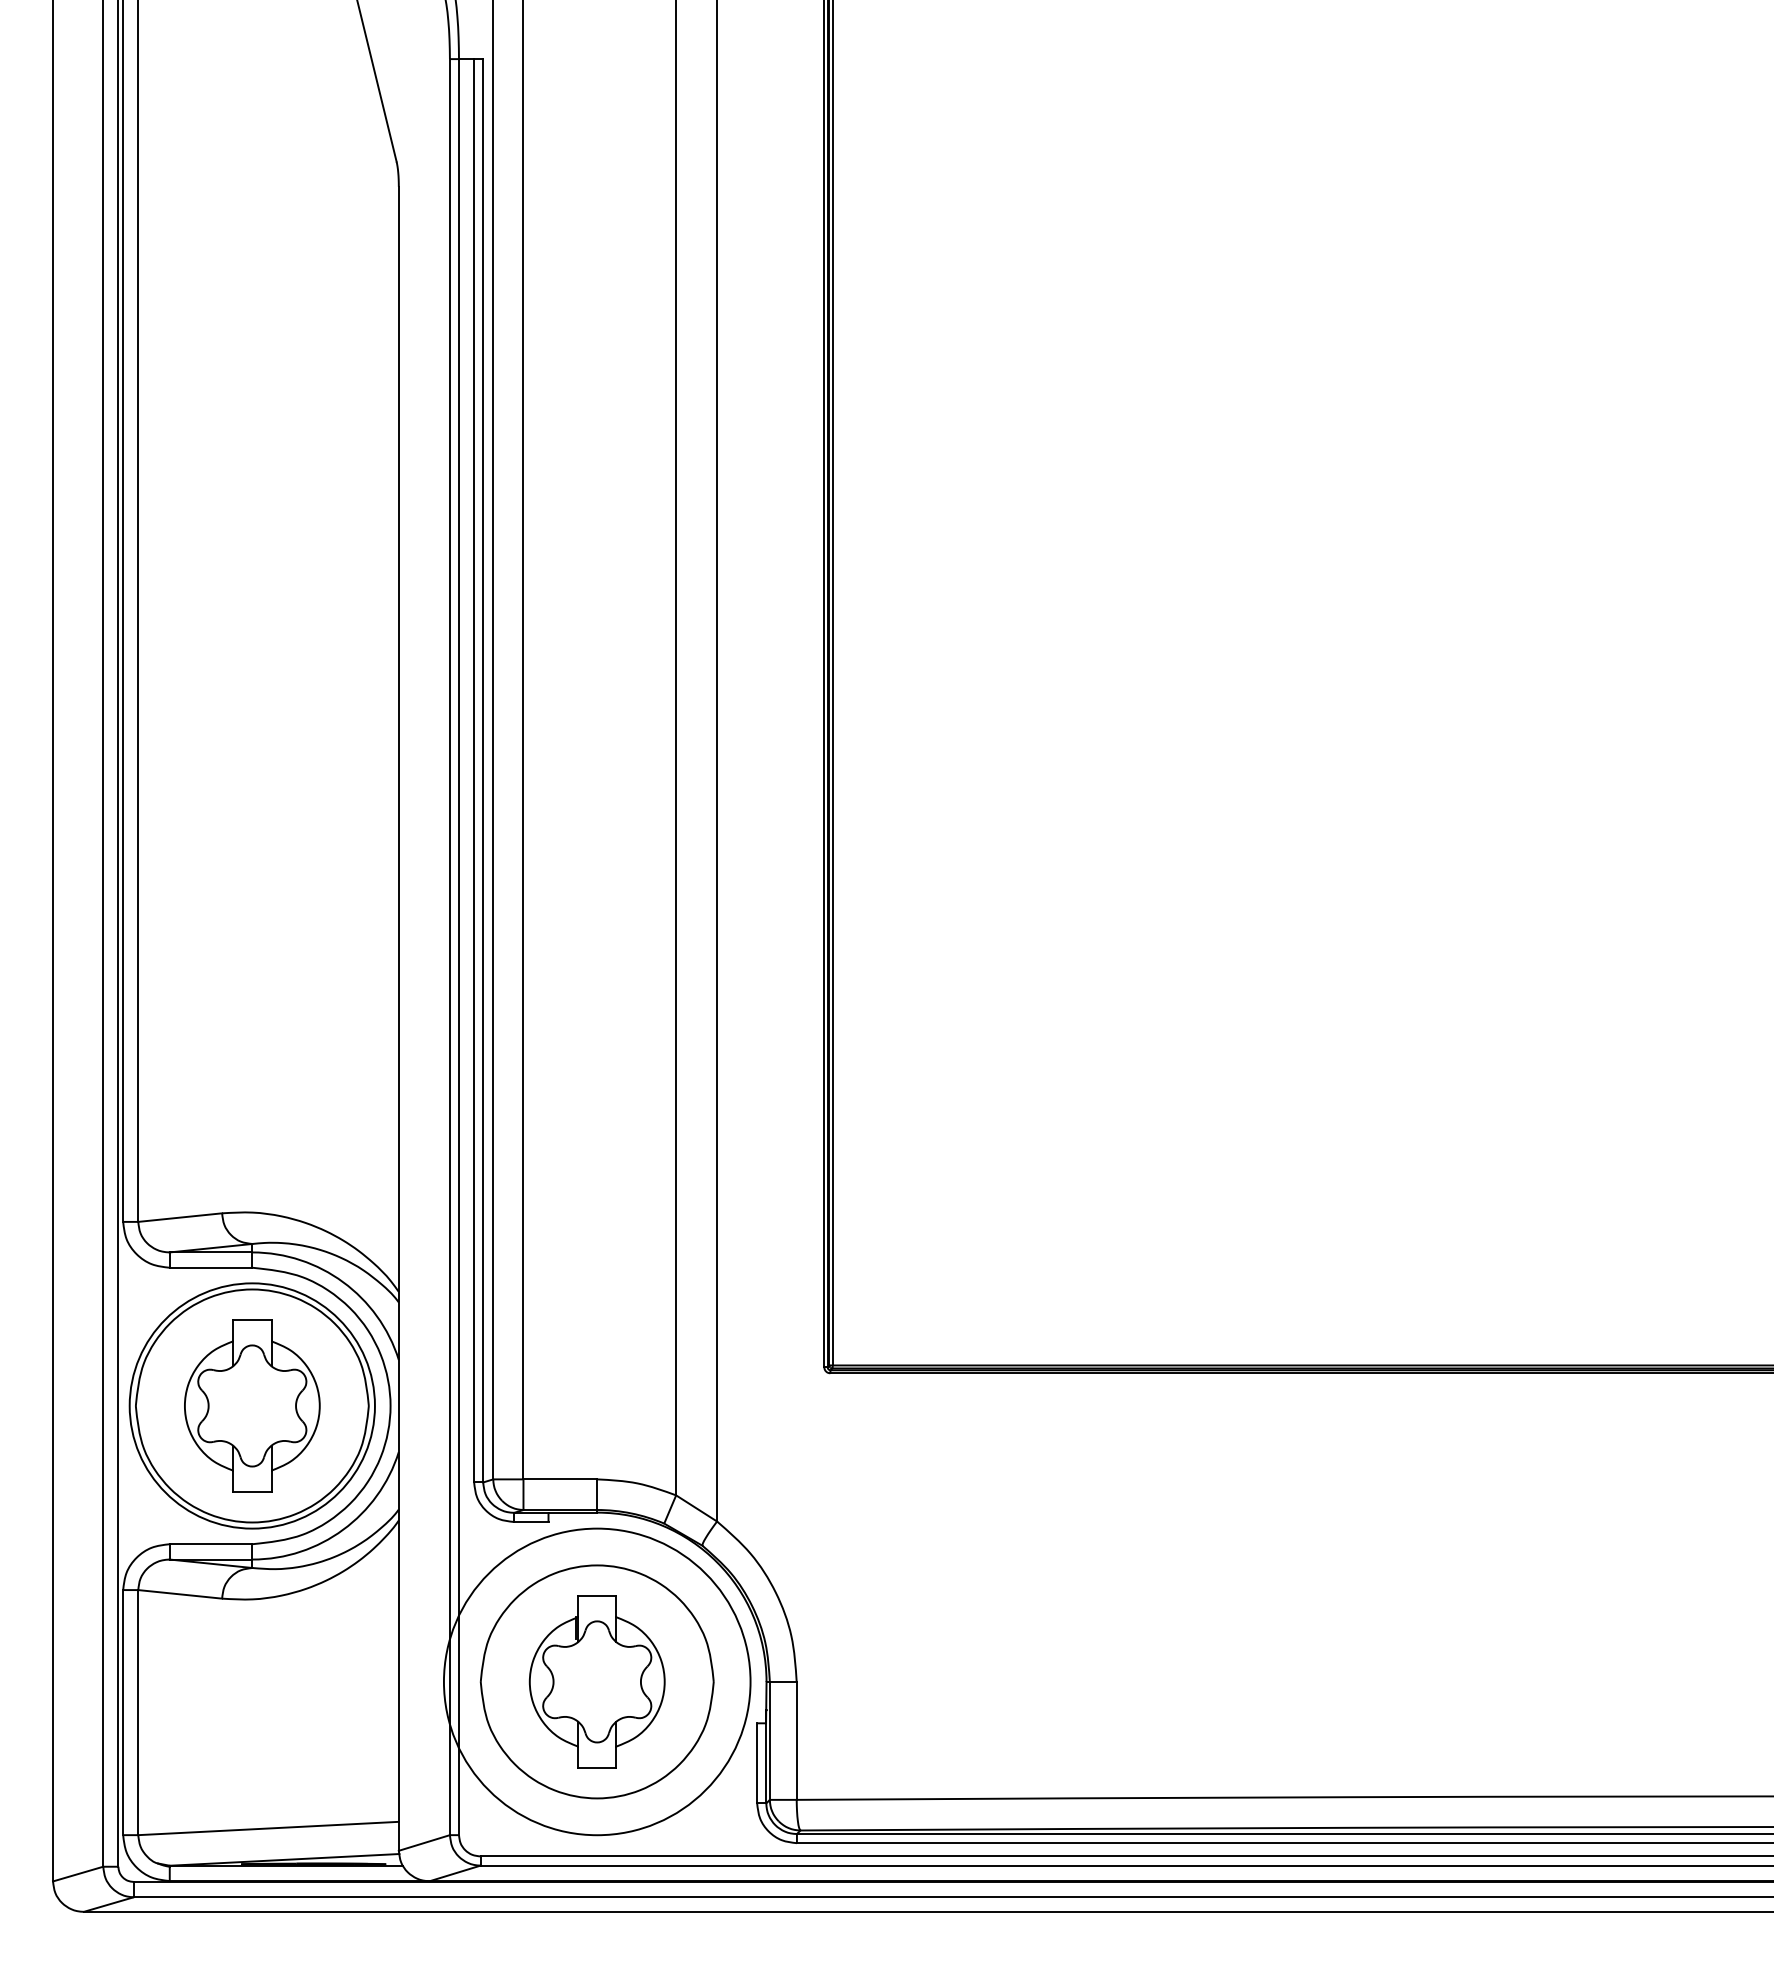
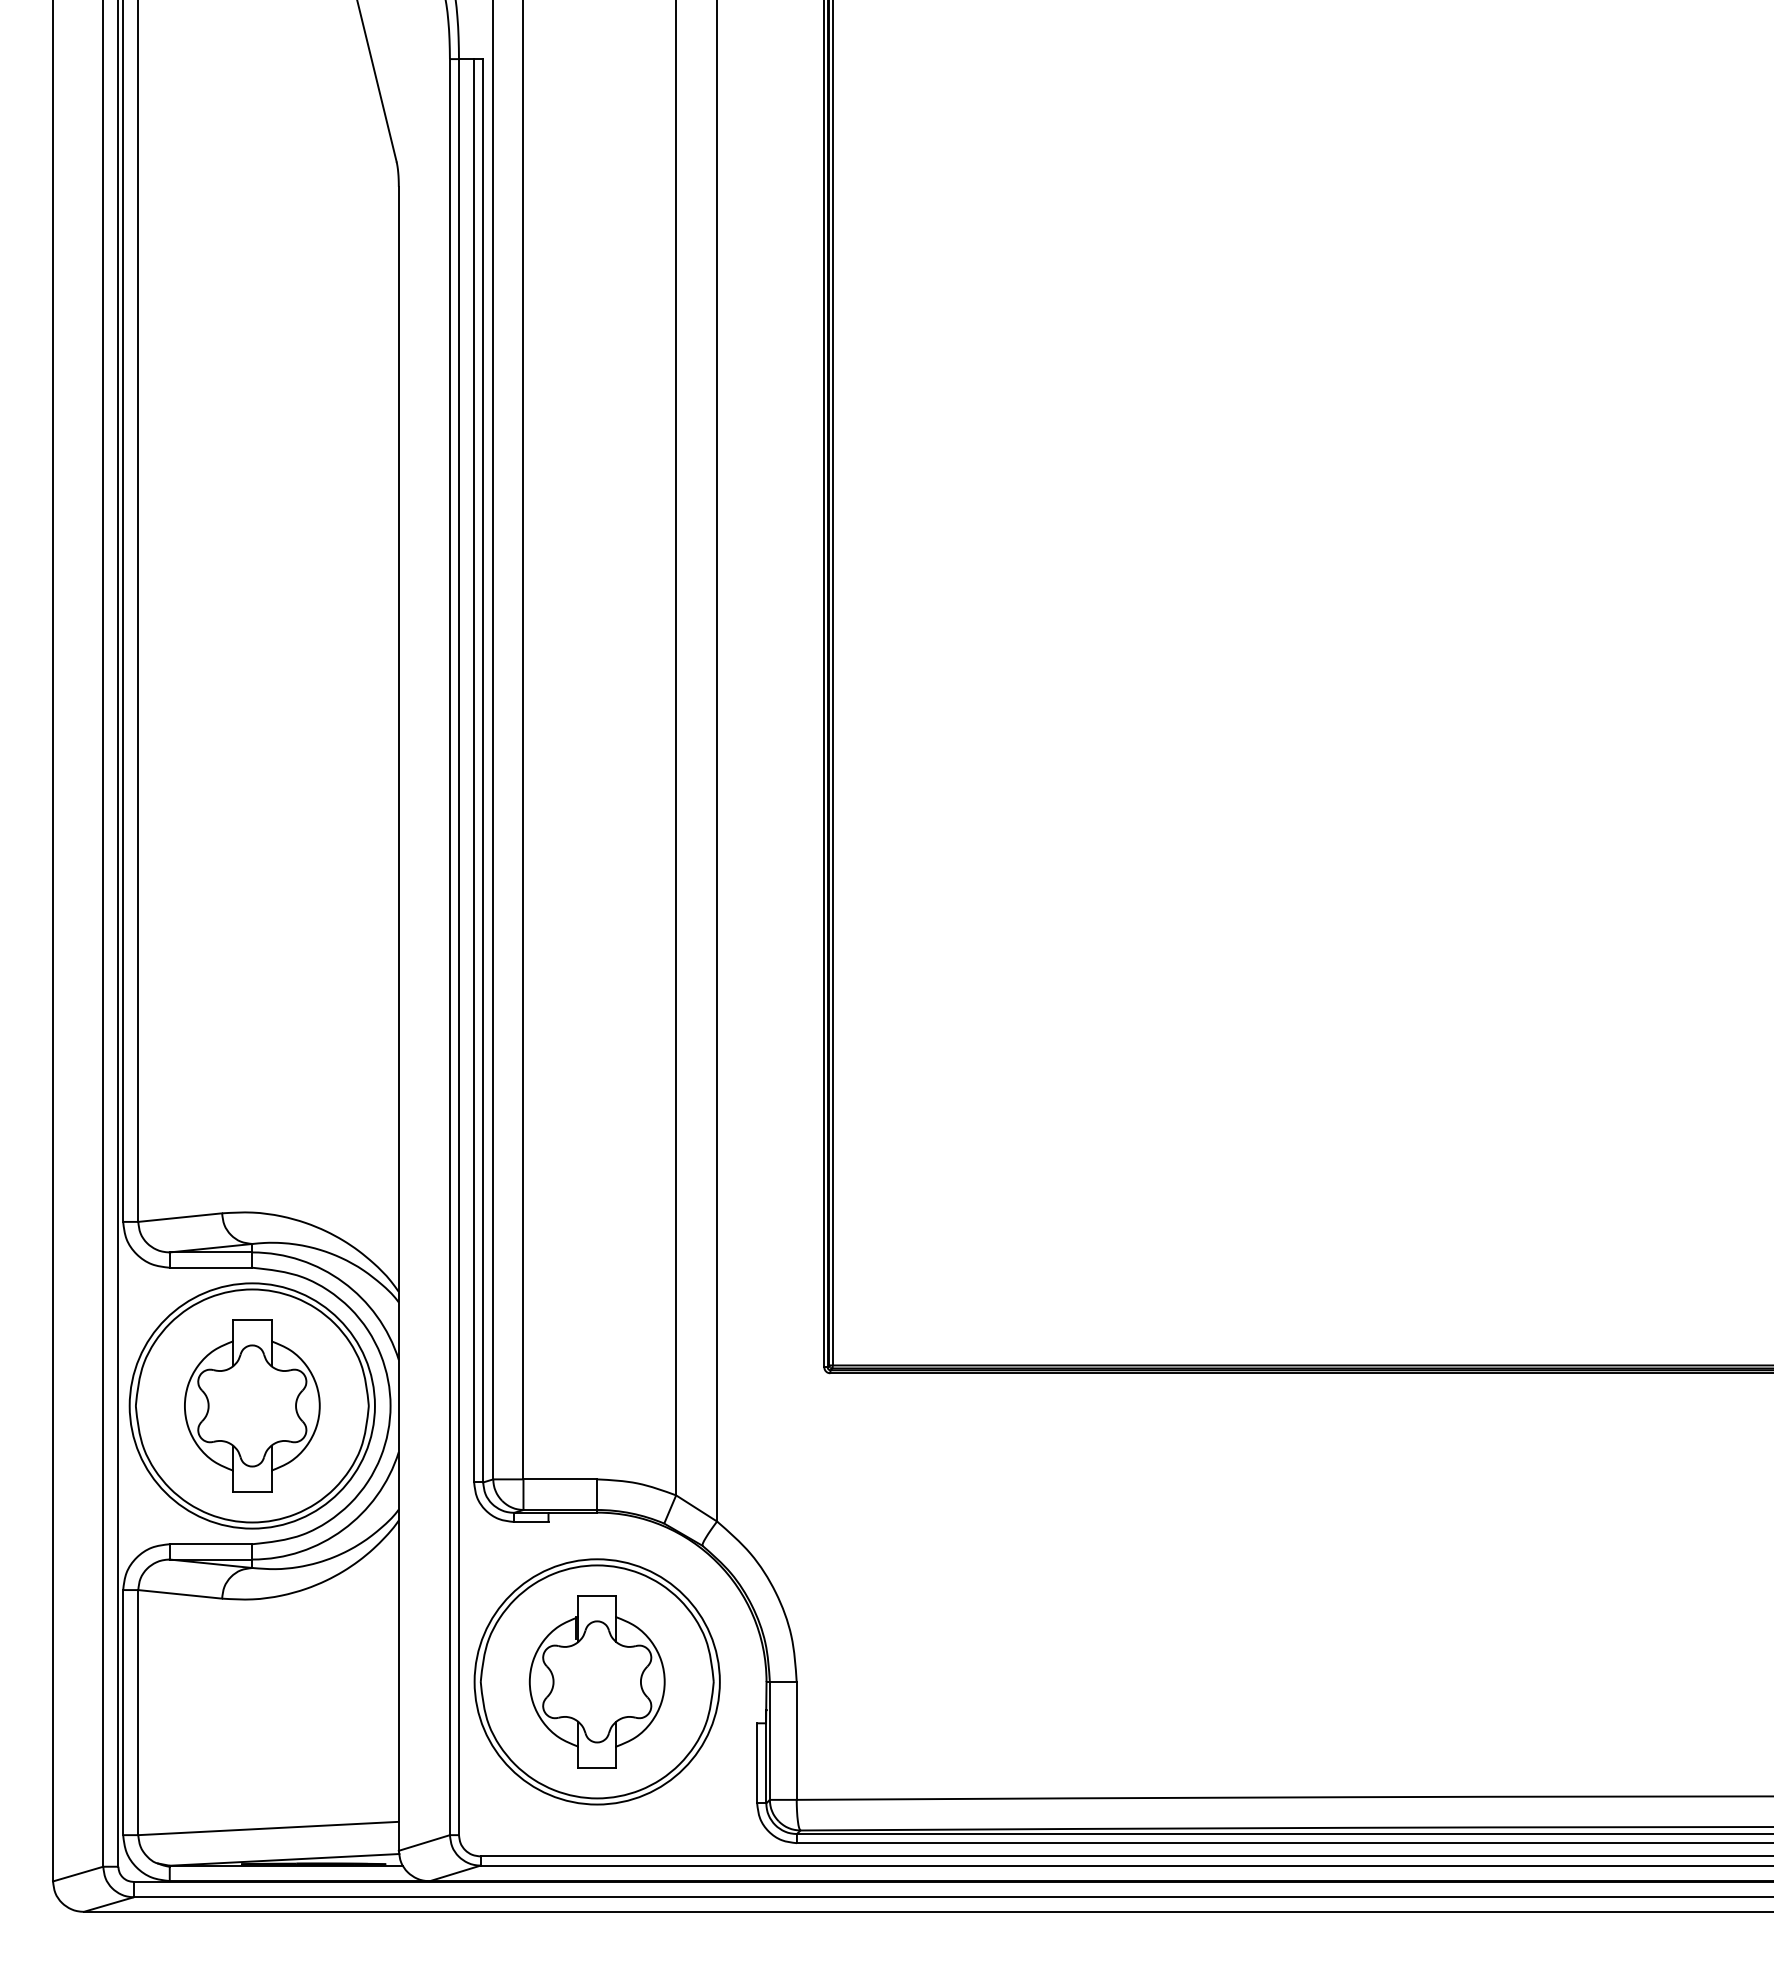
circle diameter: 307 px -> 245 px (596, 1681)
